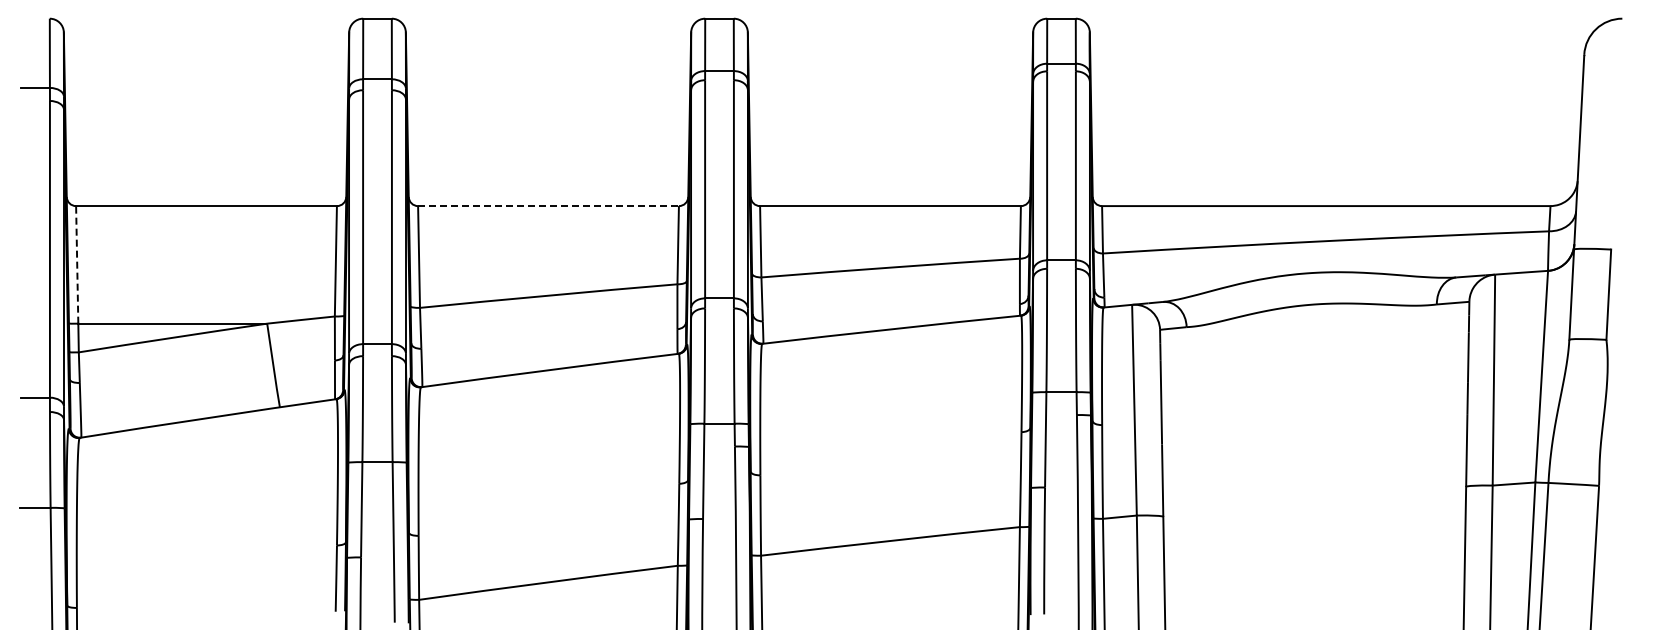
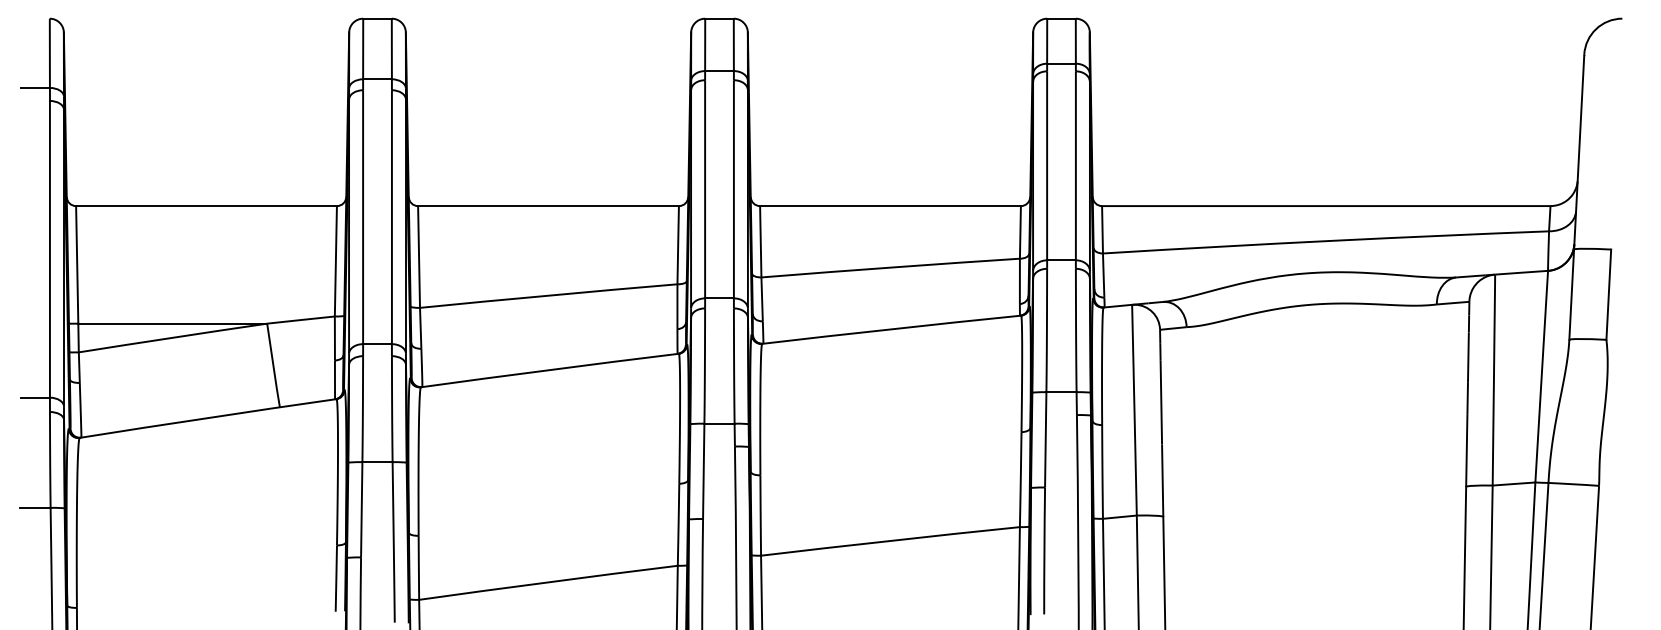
line: dashed -> solid (549, 206)
line: dashed -> solid (77, 264)
